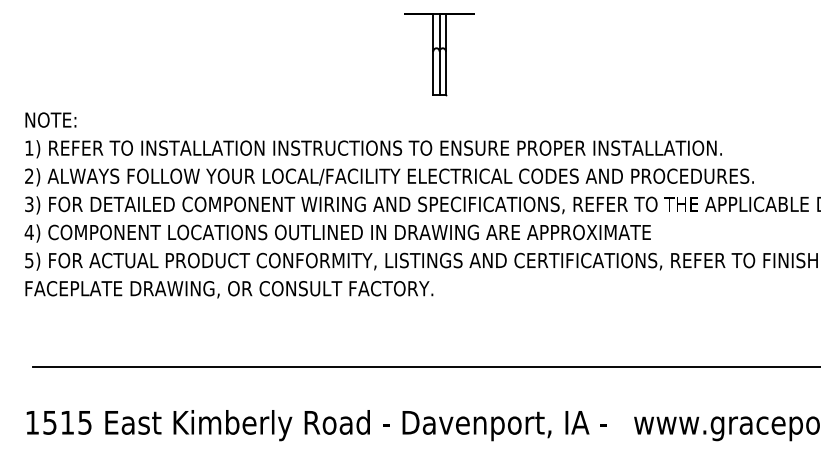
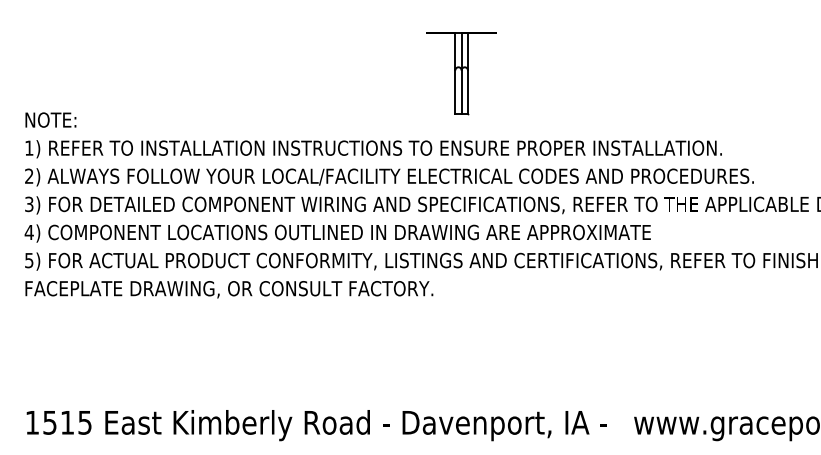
part position: (439, 54) -> (461, 73) (461, 73)
line: present -> none (424, 367)
